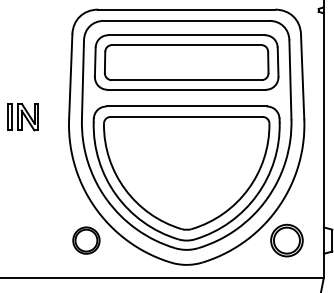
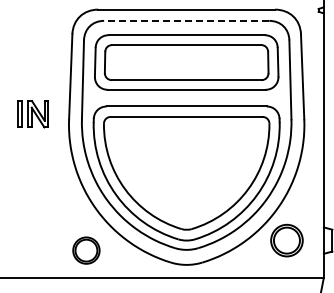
line: solid -> dashed (186, 20)
part position: (22, 117) -> (32, 114) (32, 114)
part position: (86, 240) -> (86, 250) (86, 250)
